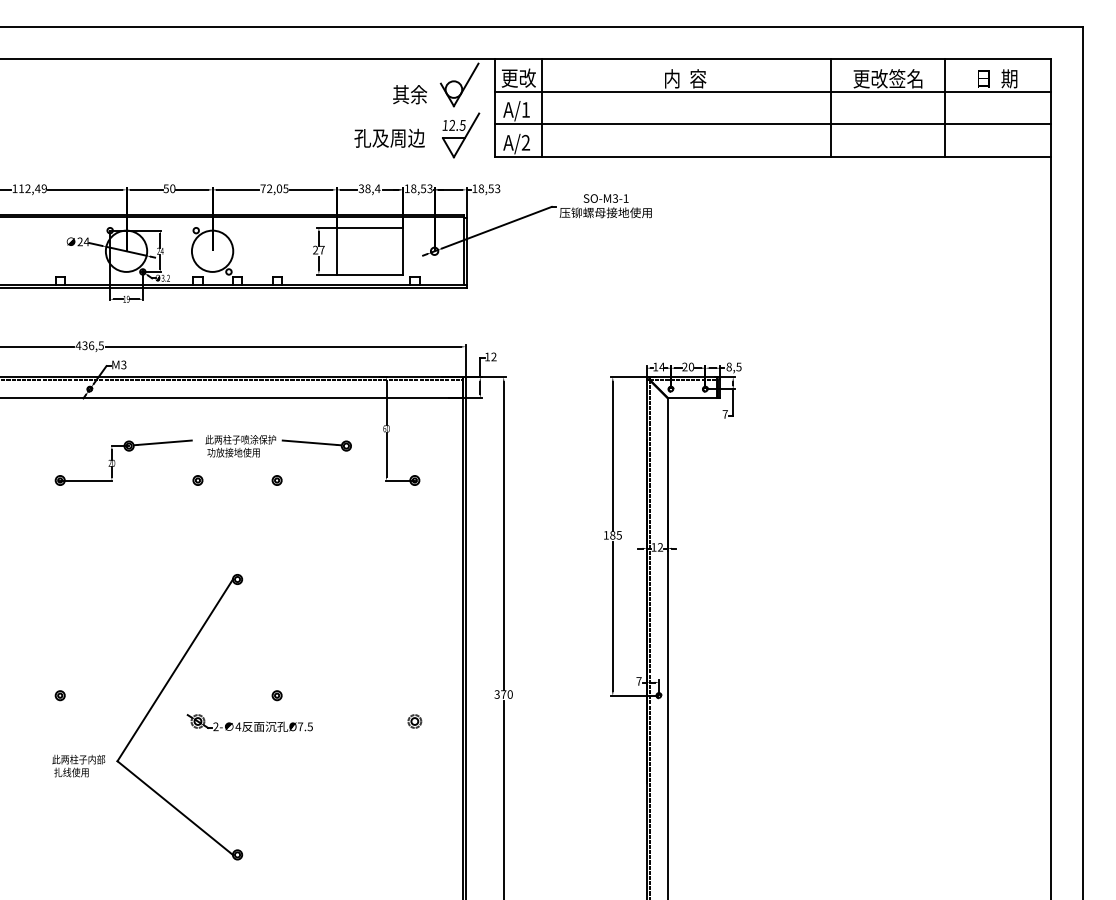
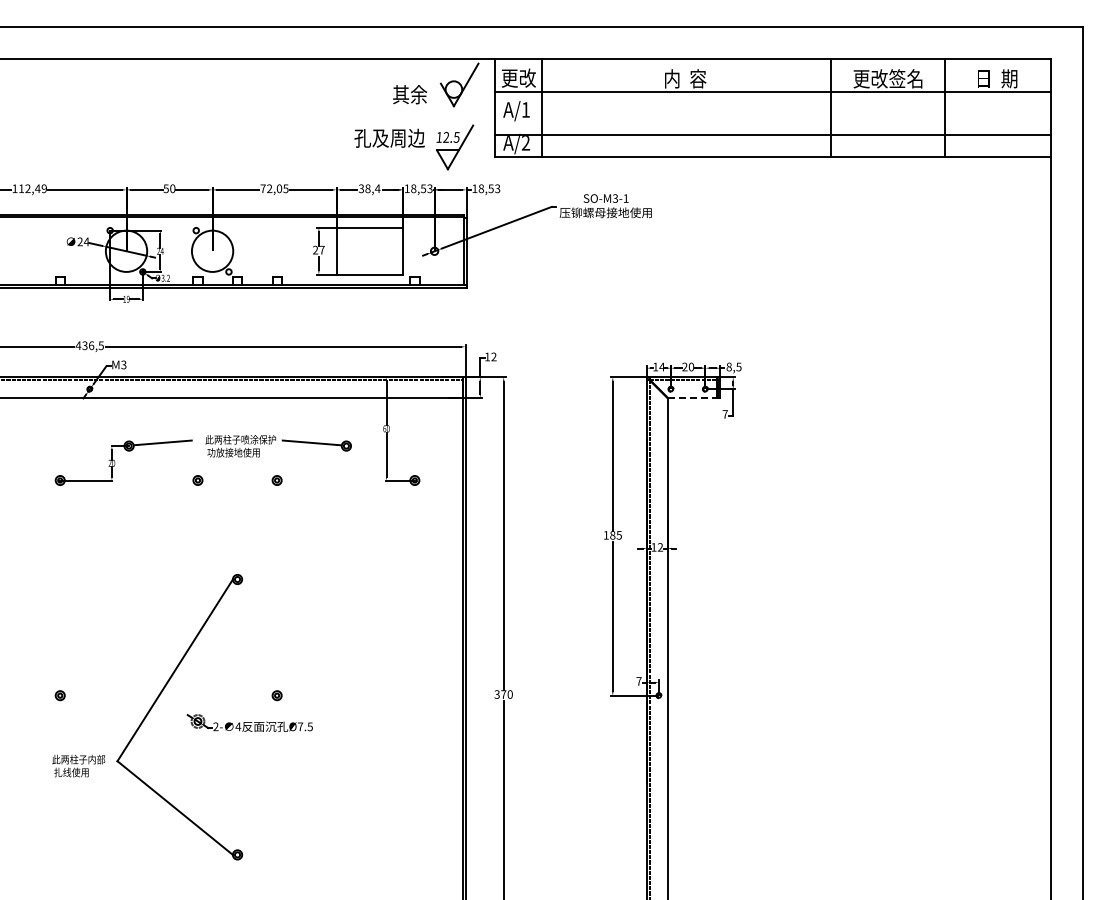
line position: (773, 124) -> (773, 135) (773, 135)
part position: (461, 135) -> (455, 147) (455, 147)
line: solid -> dashed (692, 397)
part: present -> none (414, 721)
